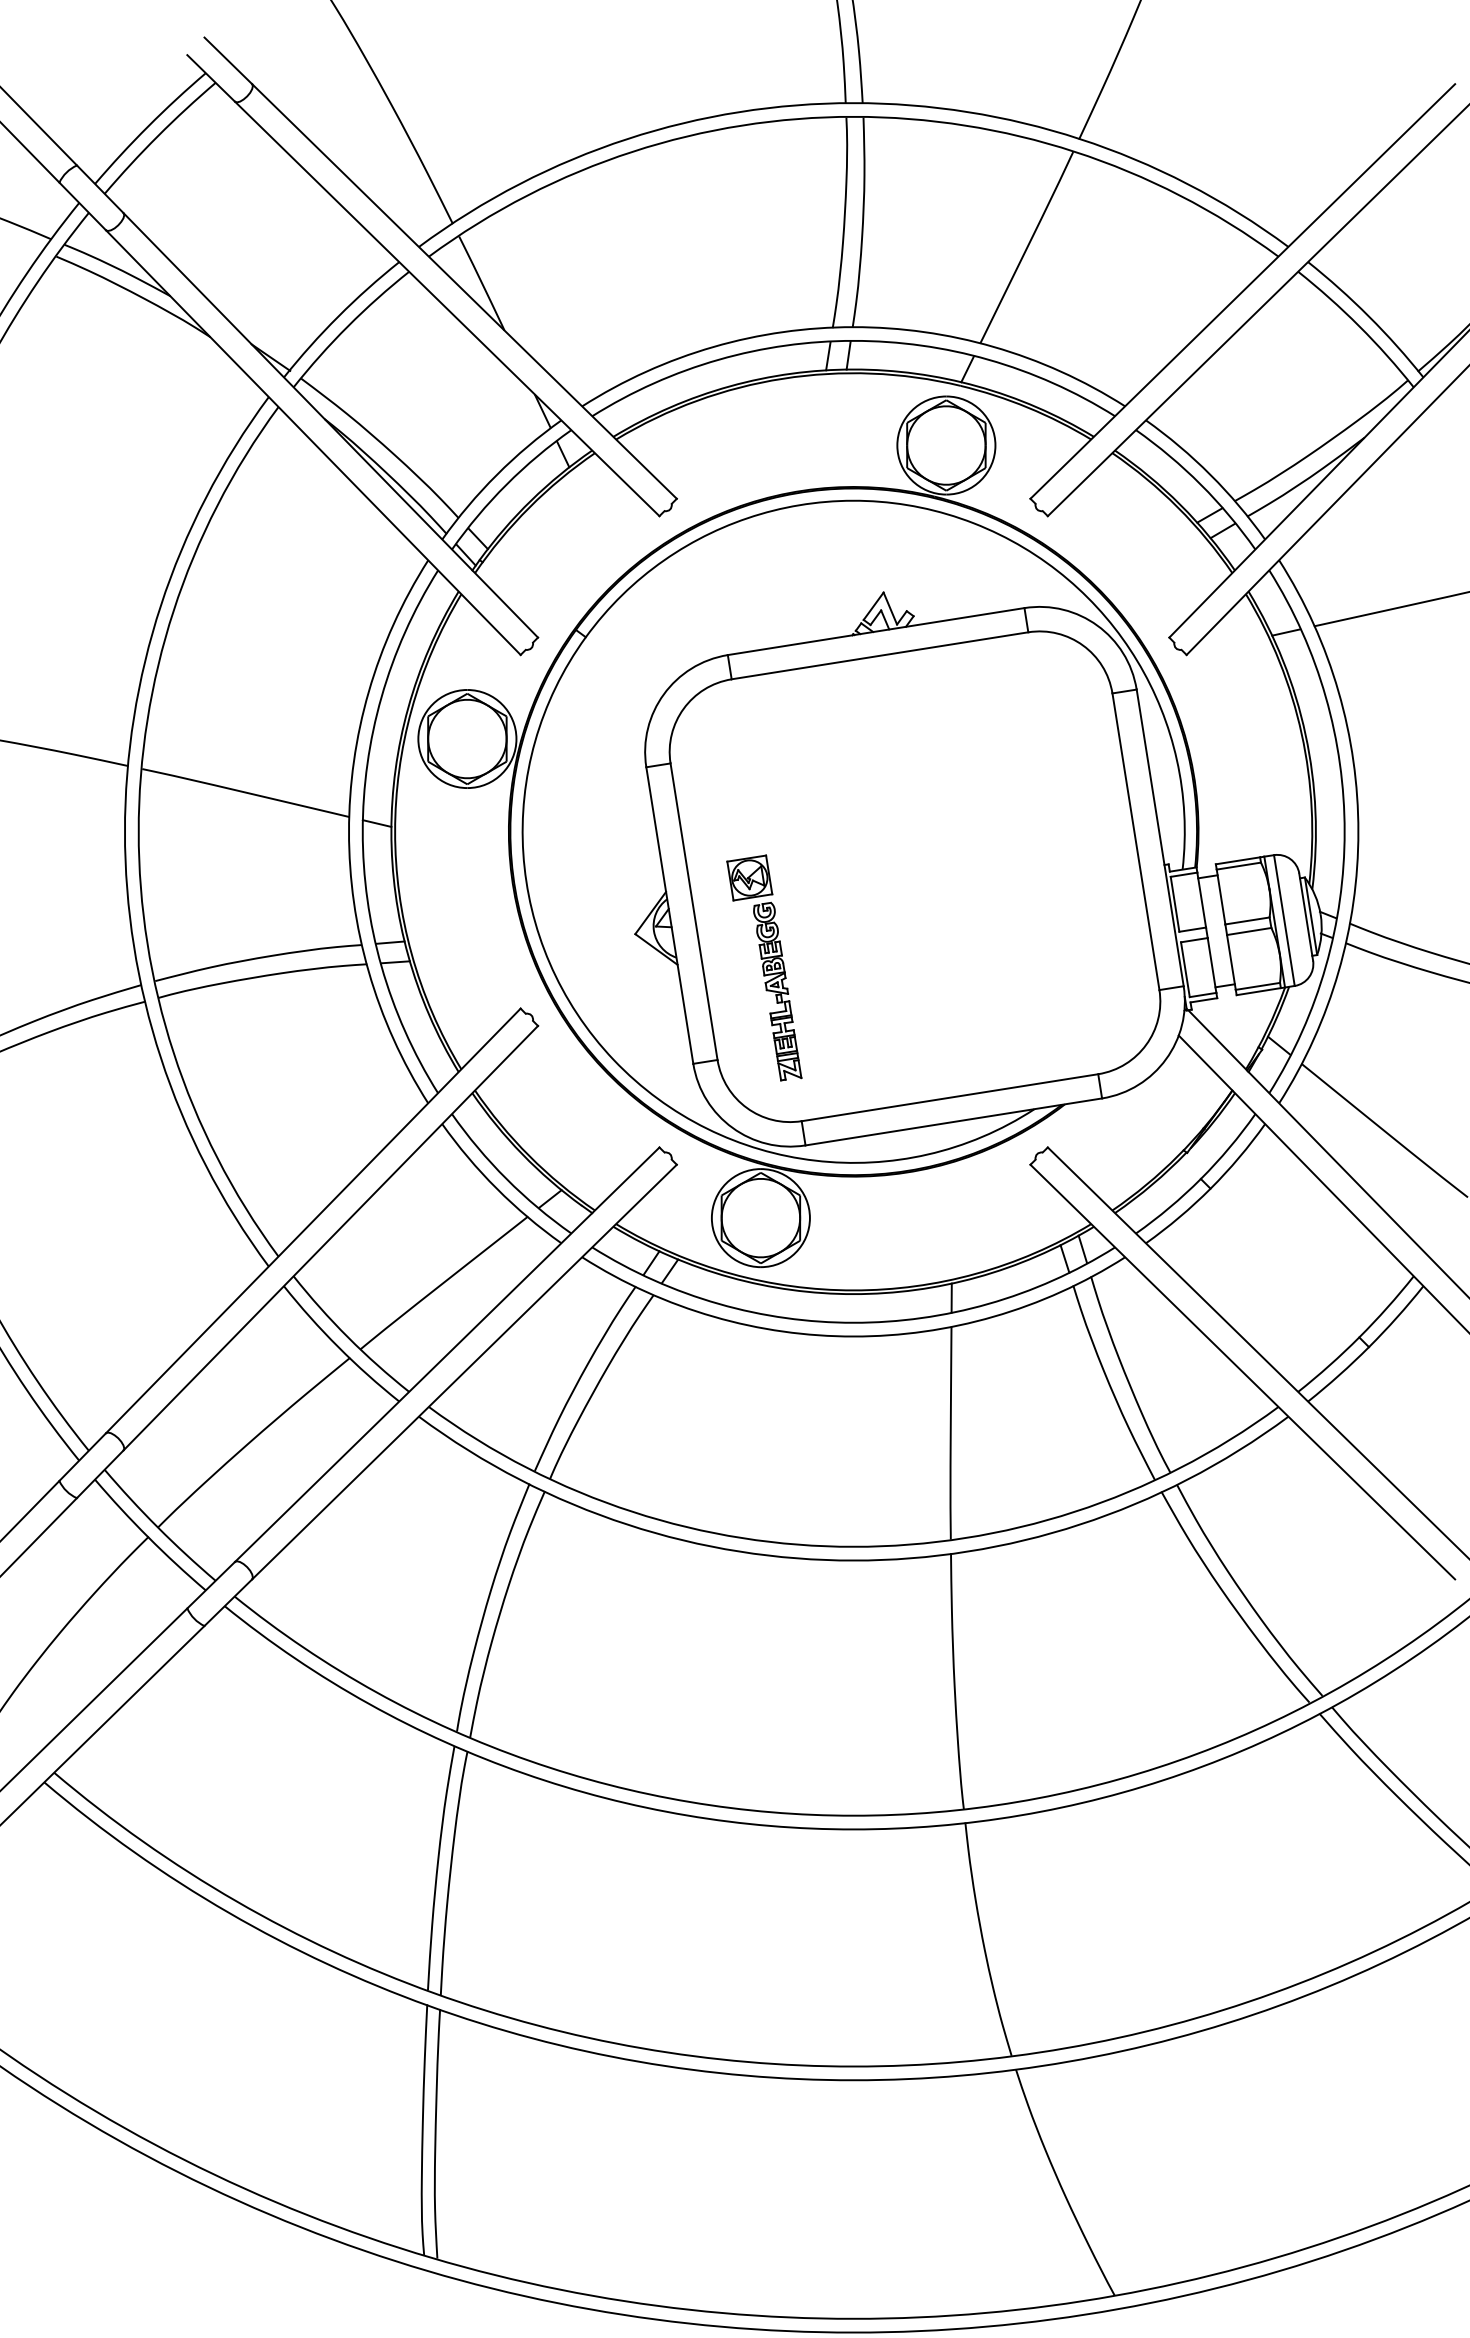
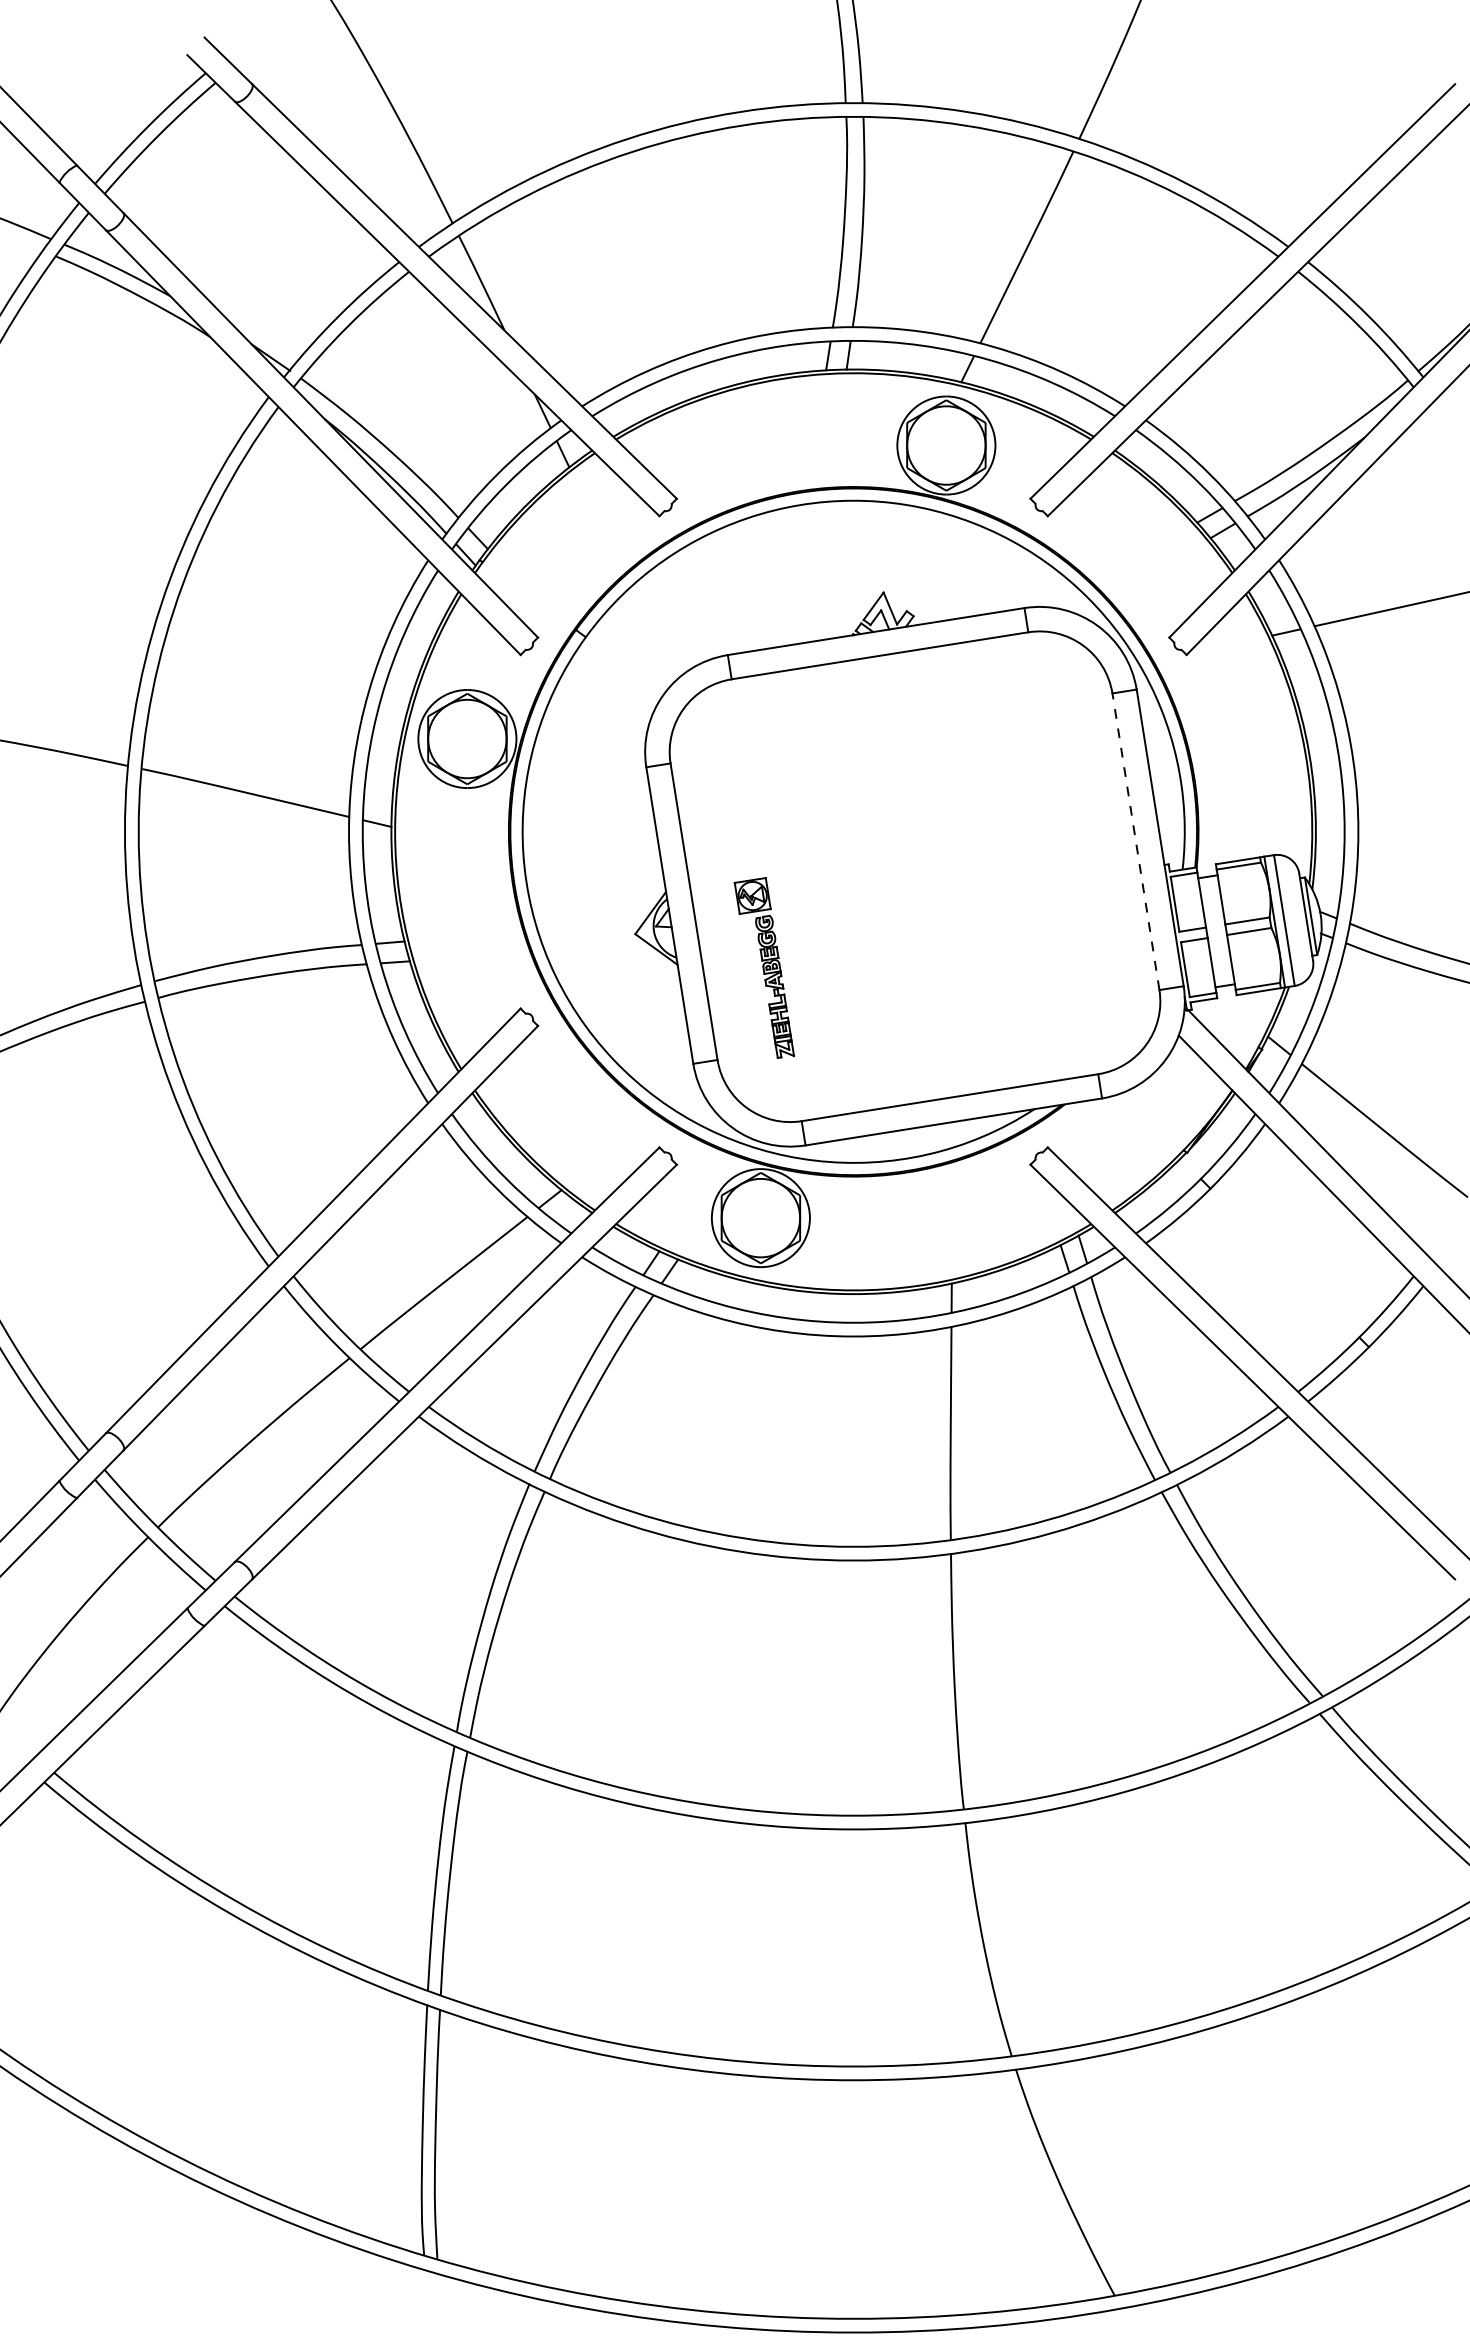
line: solid -> dashed (1135, 841)
part size: 77x228 px -> 63x182 px (764, 967)
